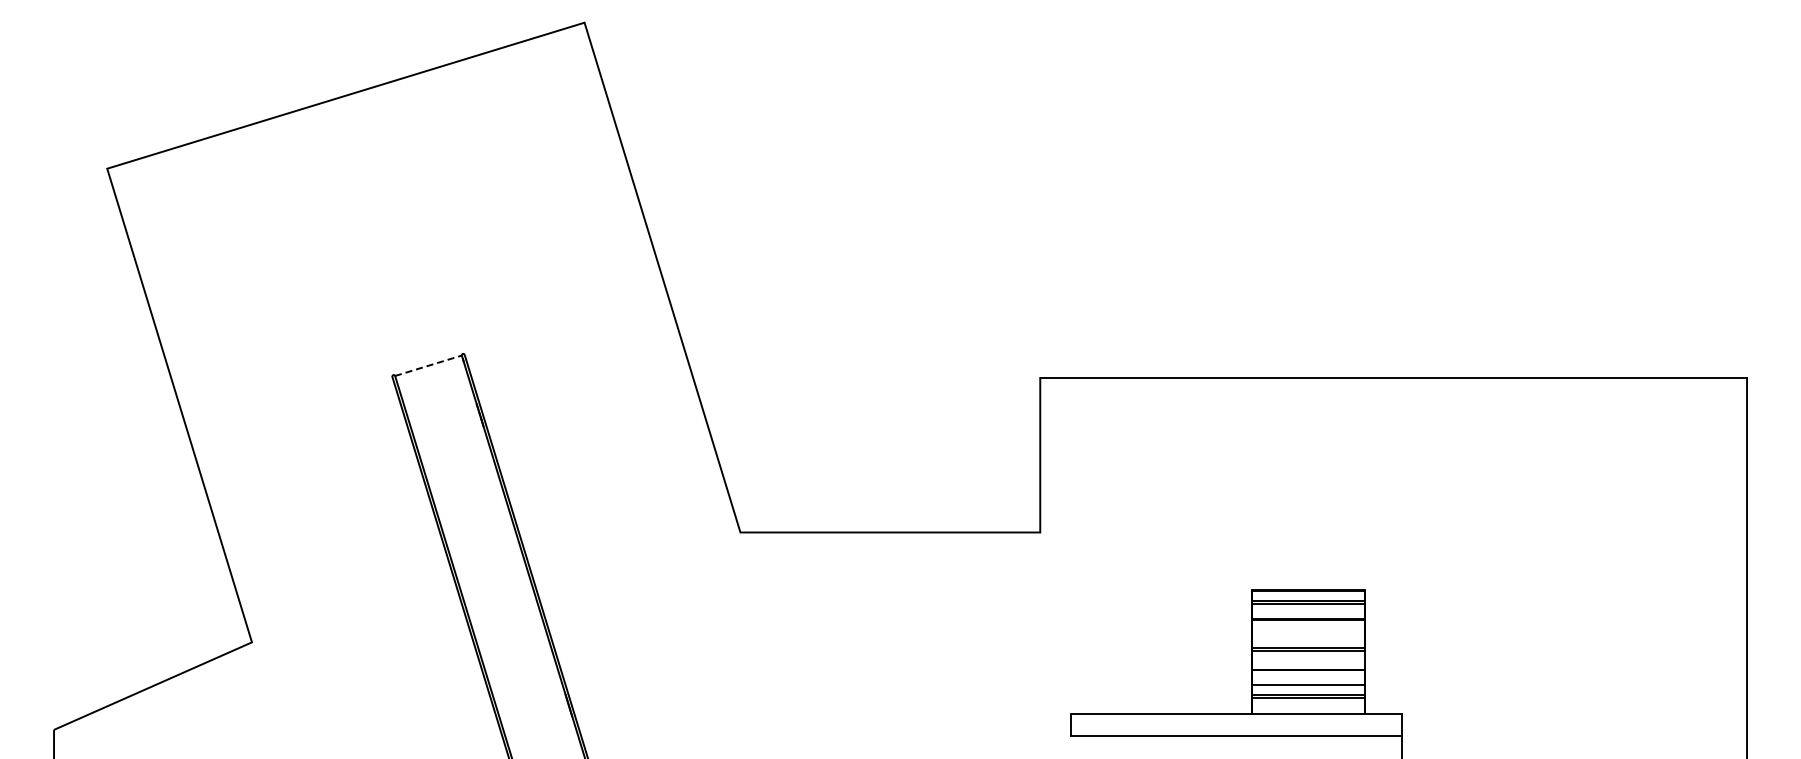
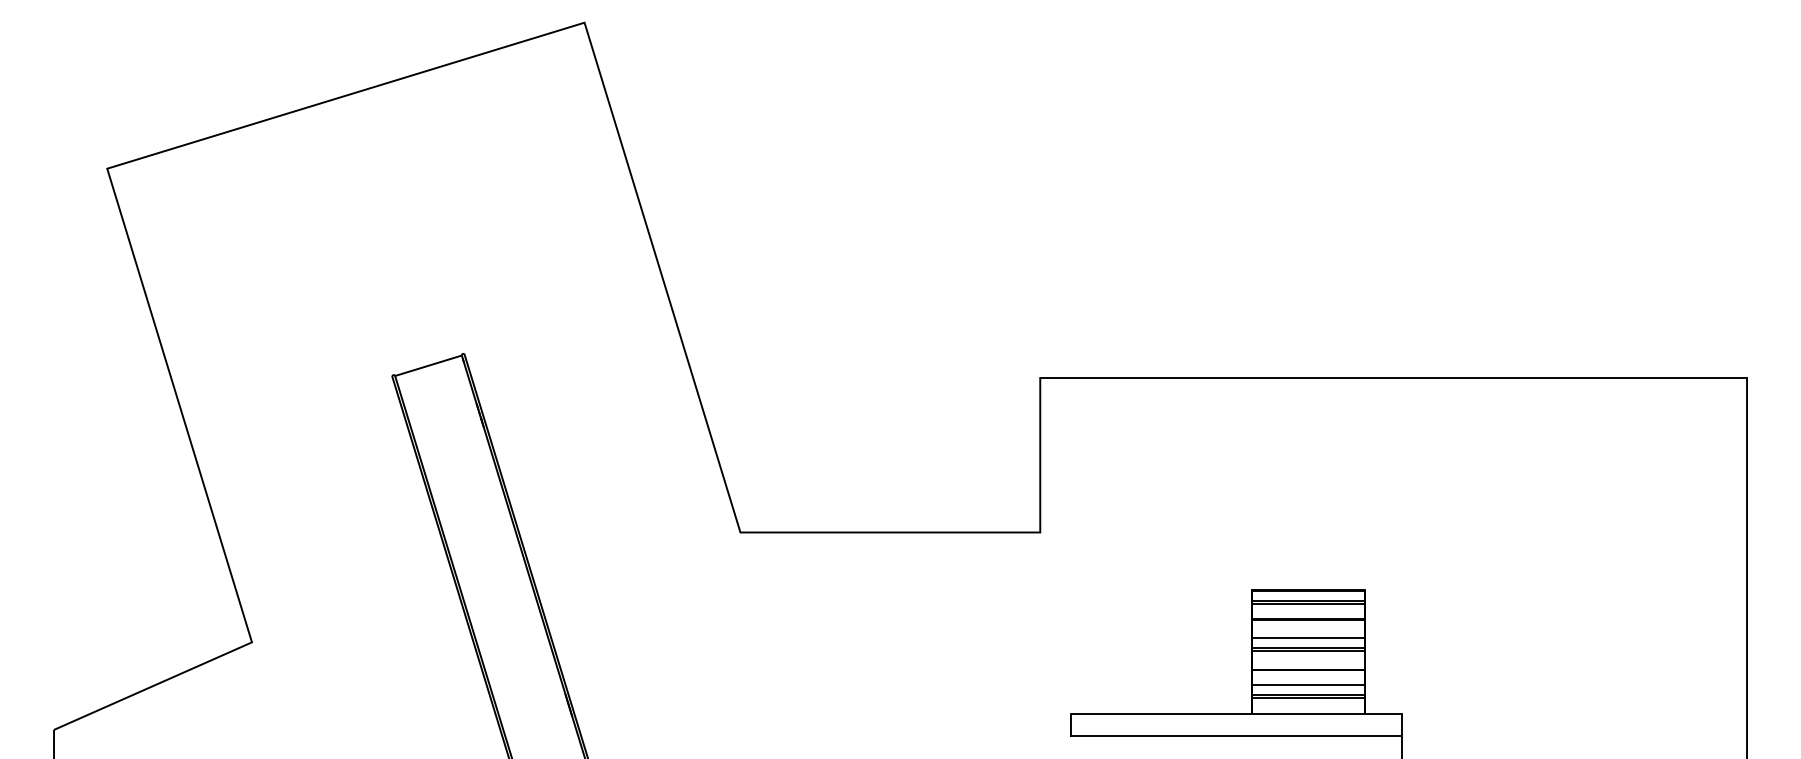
line: dashed -> solid (429, 365)
line: none -> present (1308, 637)
